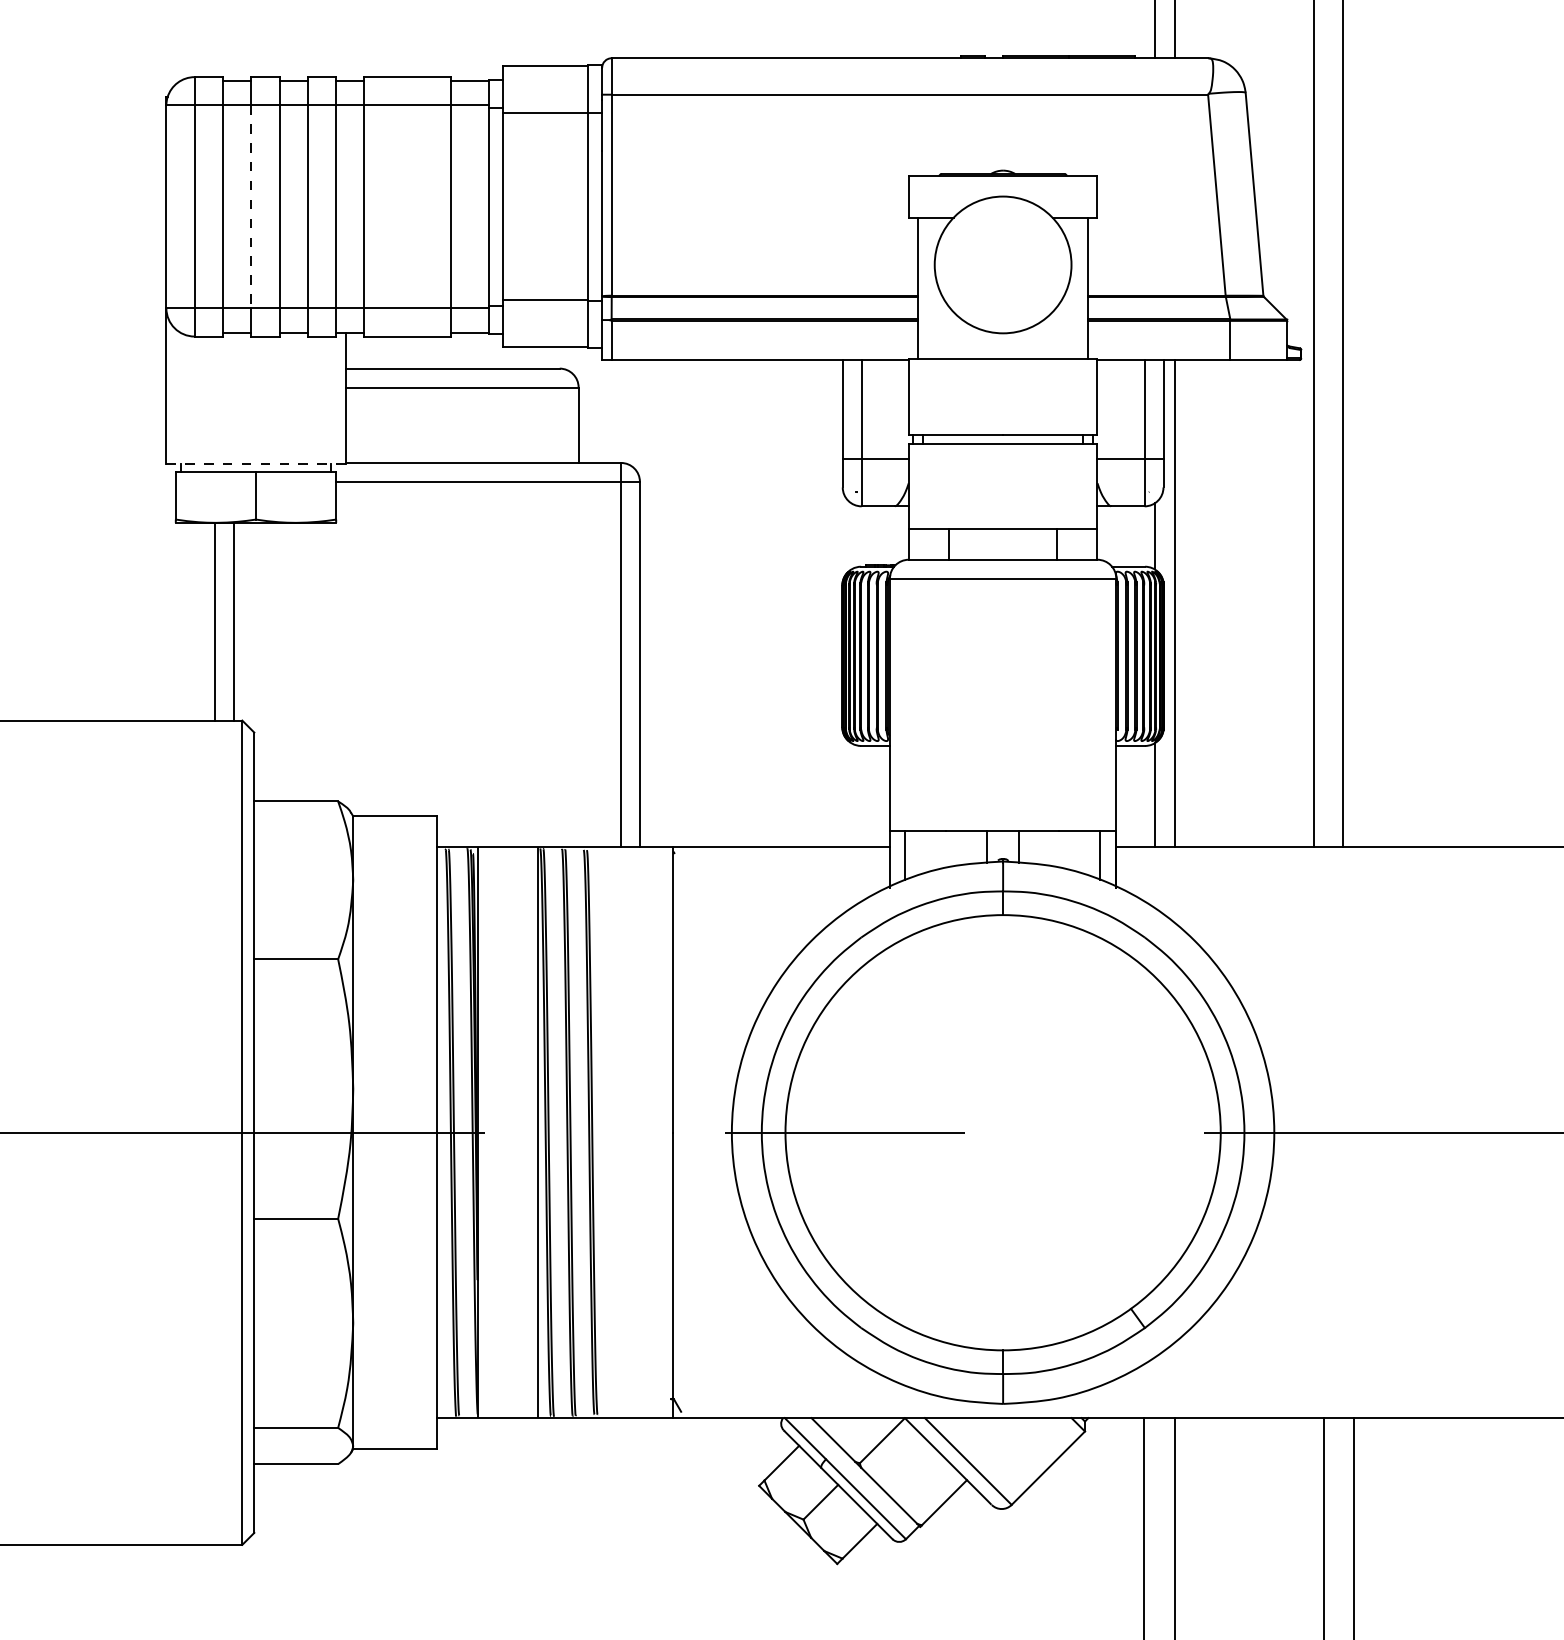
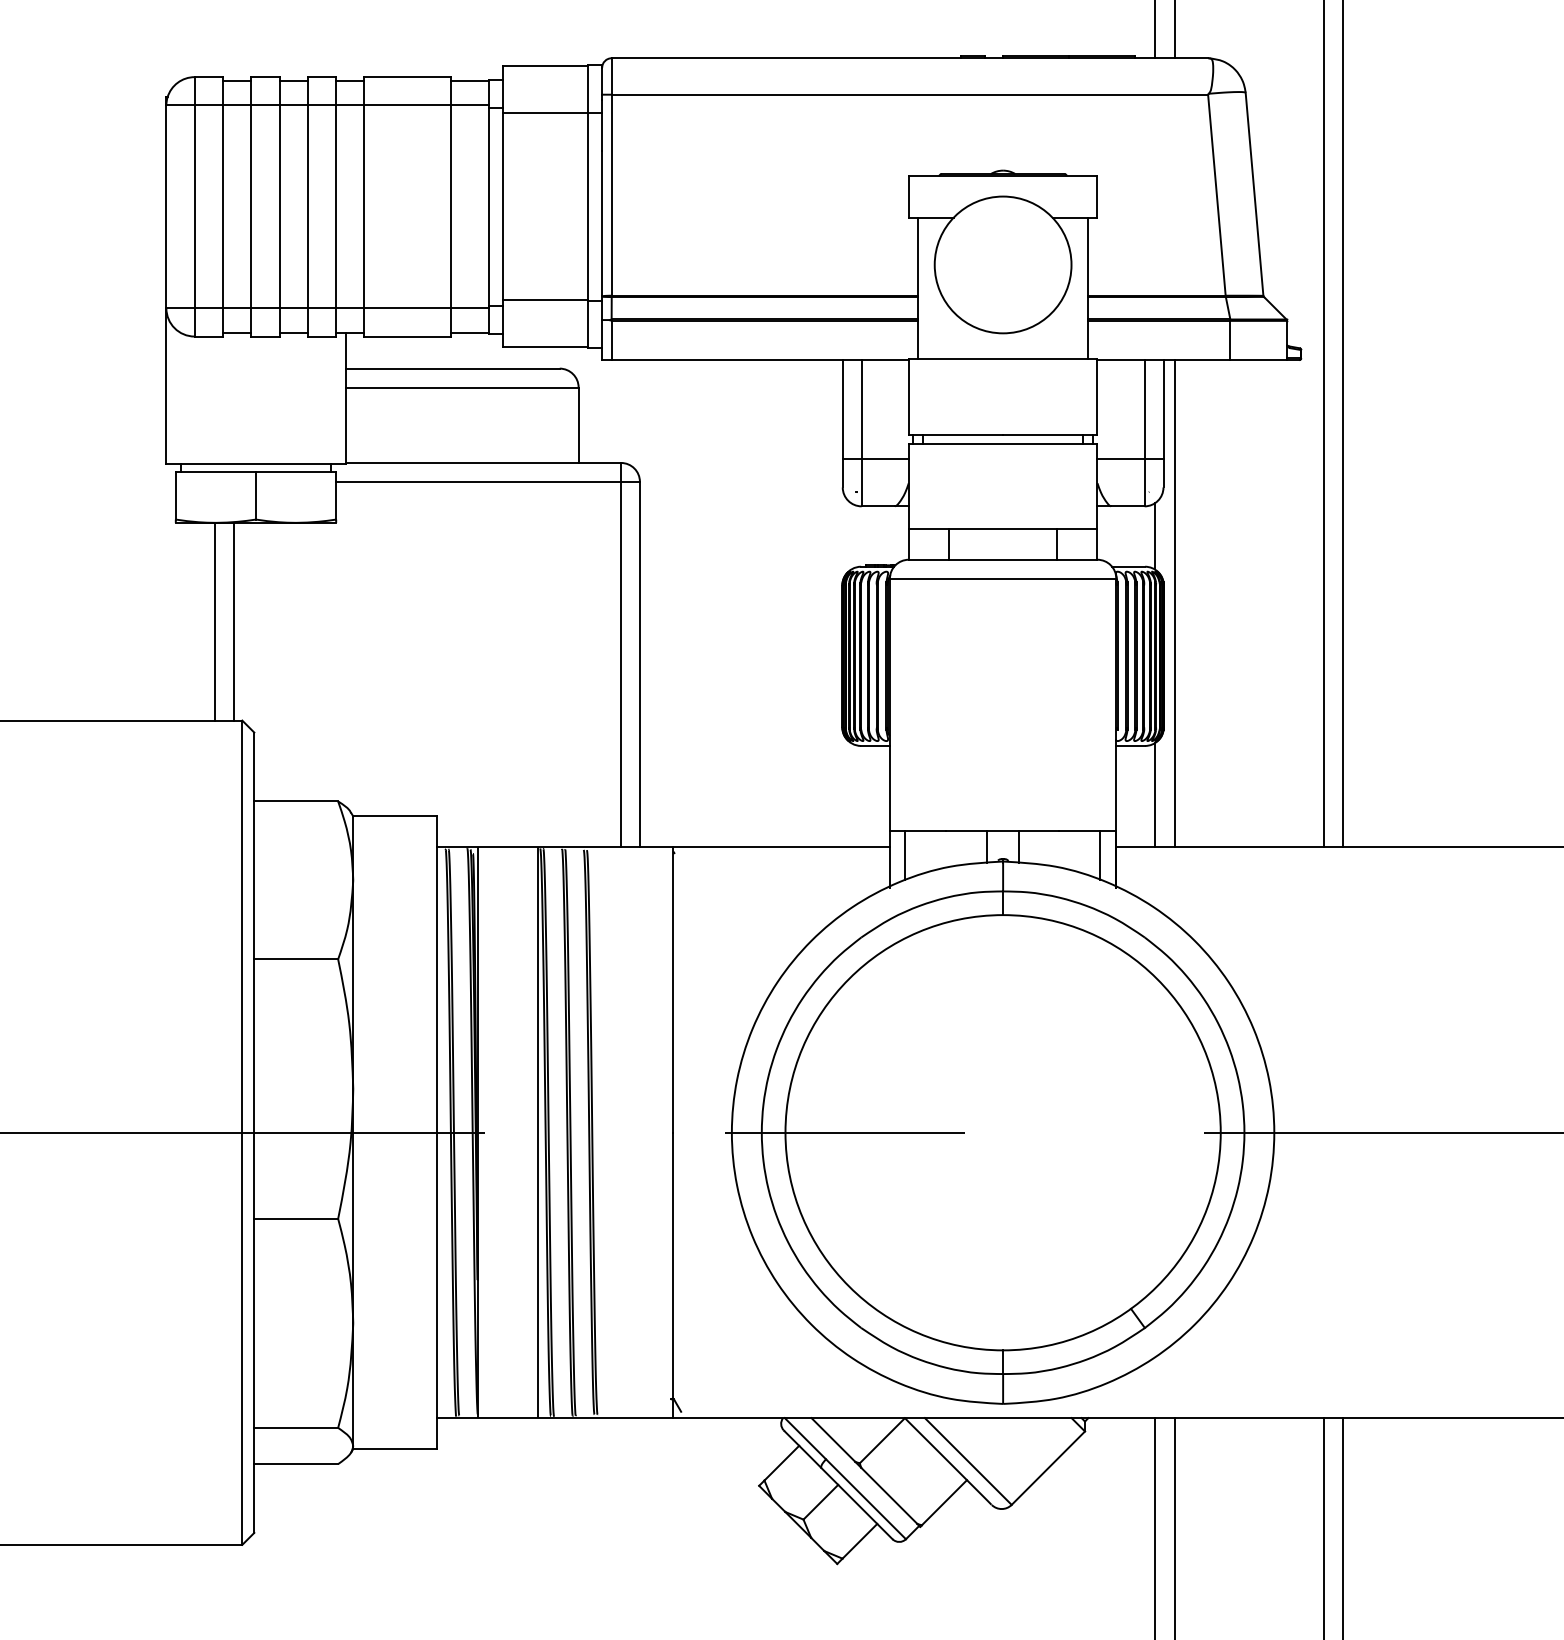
line: dashed -> solid (251, 207)
line position: (1313, 424) -> (1323, 424) (1323, 424)
line: dashed -> solid (256, 463)
line position: (1143, 1527) -> (1154, 1527) (1154, 1527)
line position: (1354, 1527) -> (1343, 1527) (1343, 1527)
